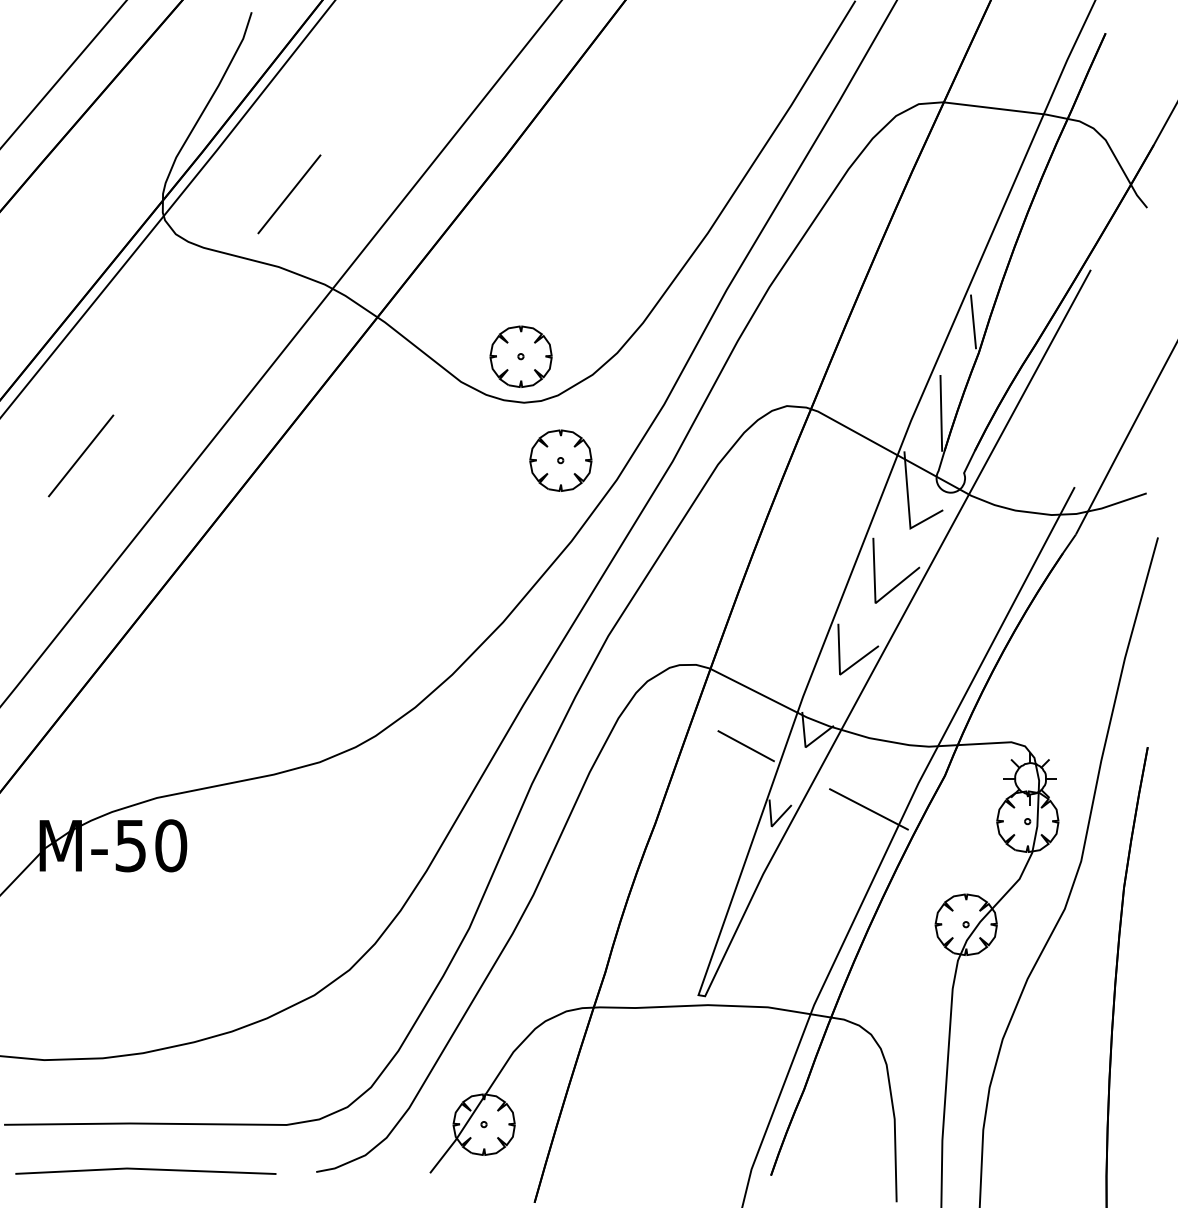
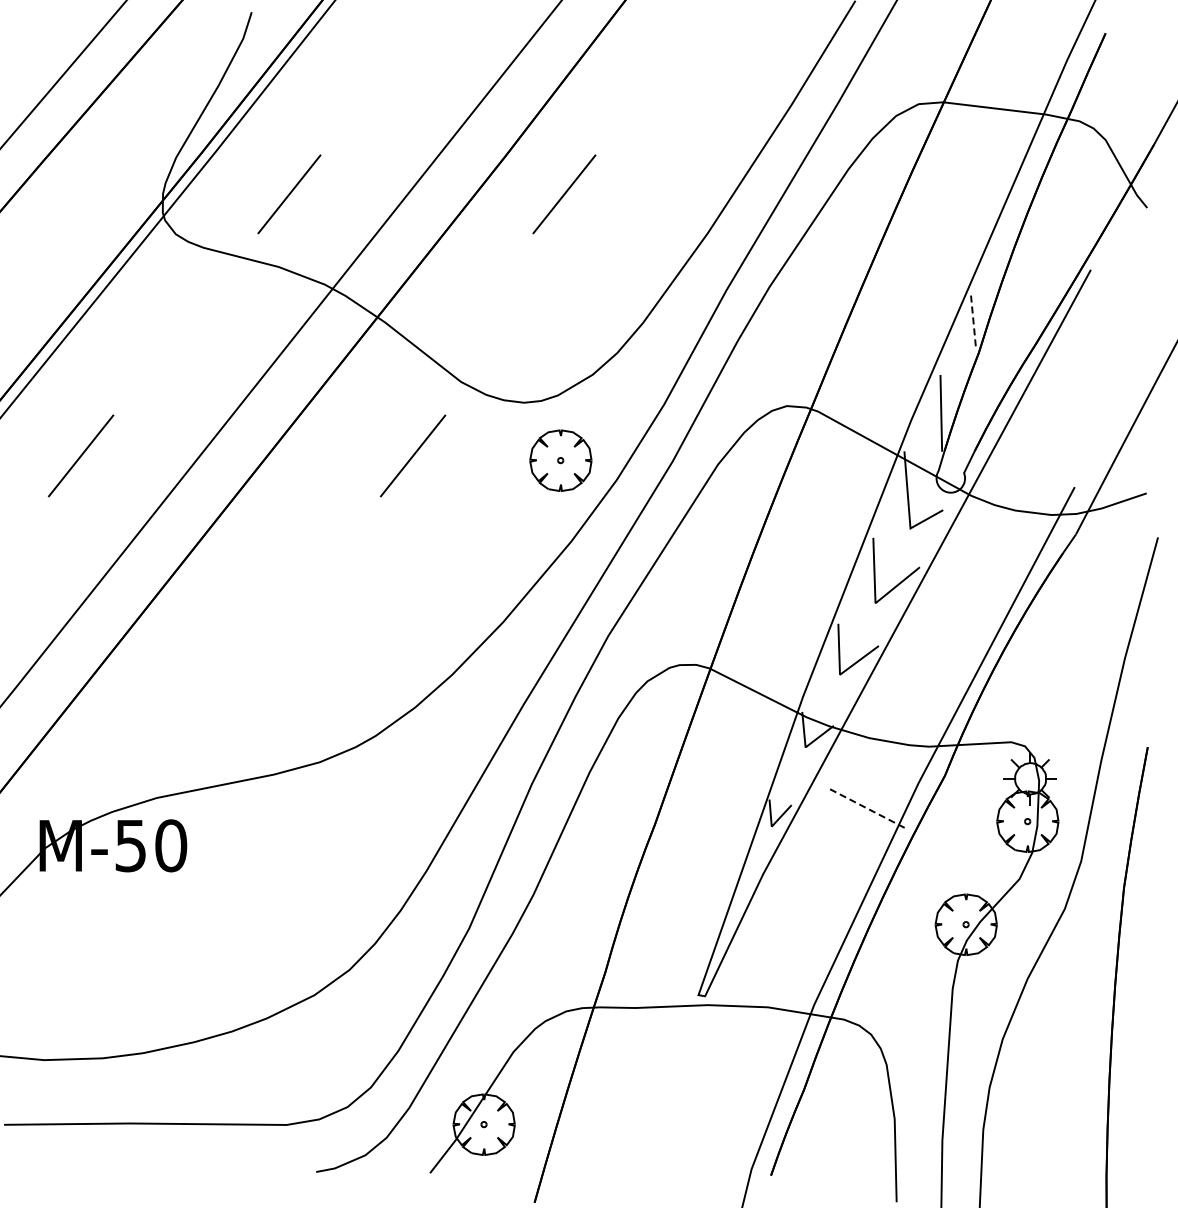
line: none -> present (564, 194)
line: solid -> dashed (973, 322)
part: present -> none (520, 356)
line: none -> present (413, 455)
line: present -> none (745, 746)
line: solid -> dashed (868, 809)
line: present -> none (145, 1170)
